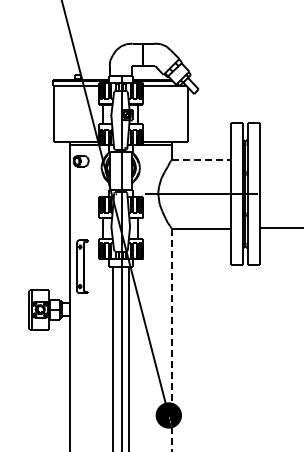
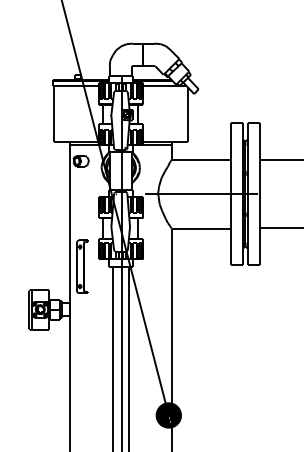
line: dashed -> solid (201, 160)
line: none -> present (280, 160)
line: dashed -> solid (171, 340)
